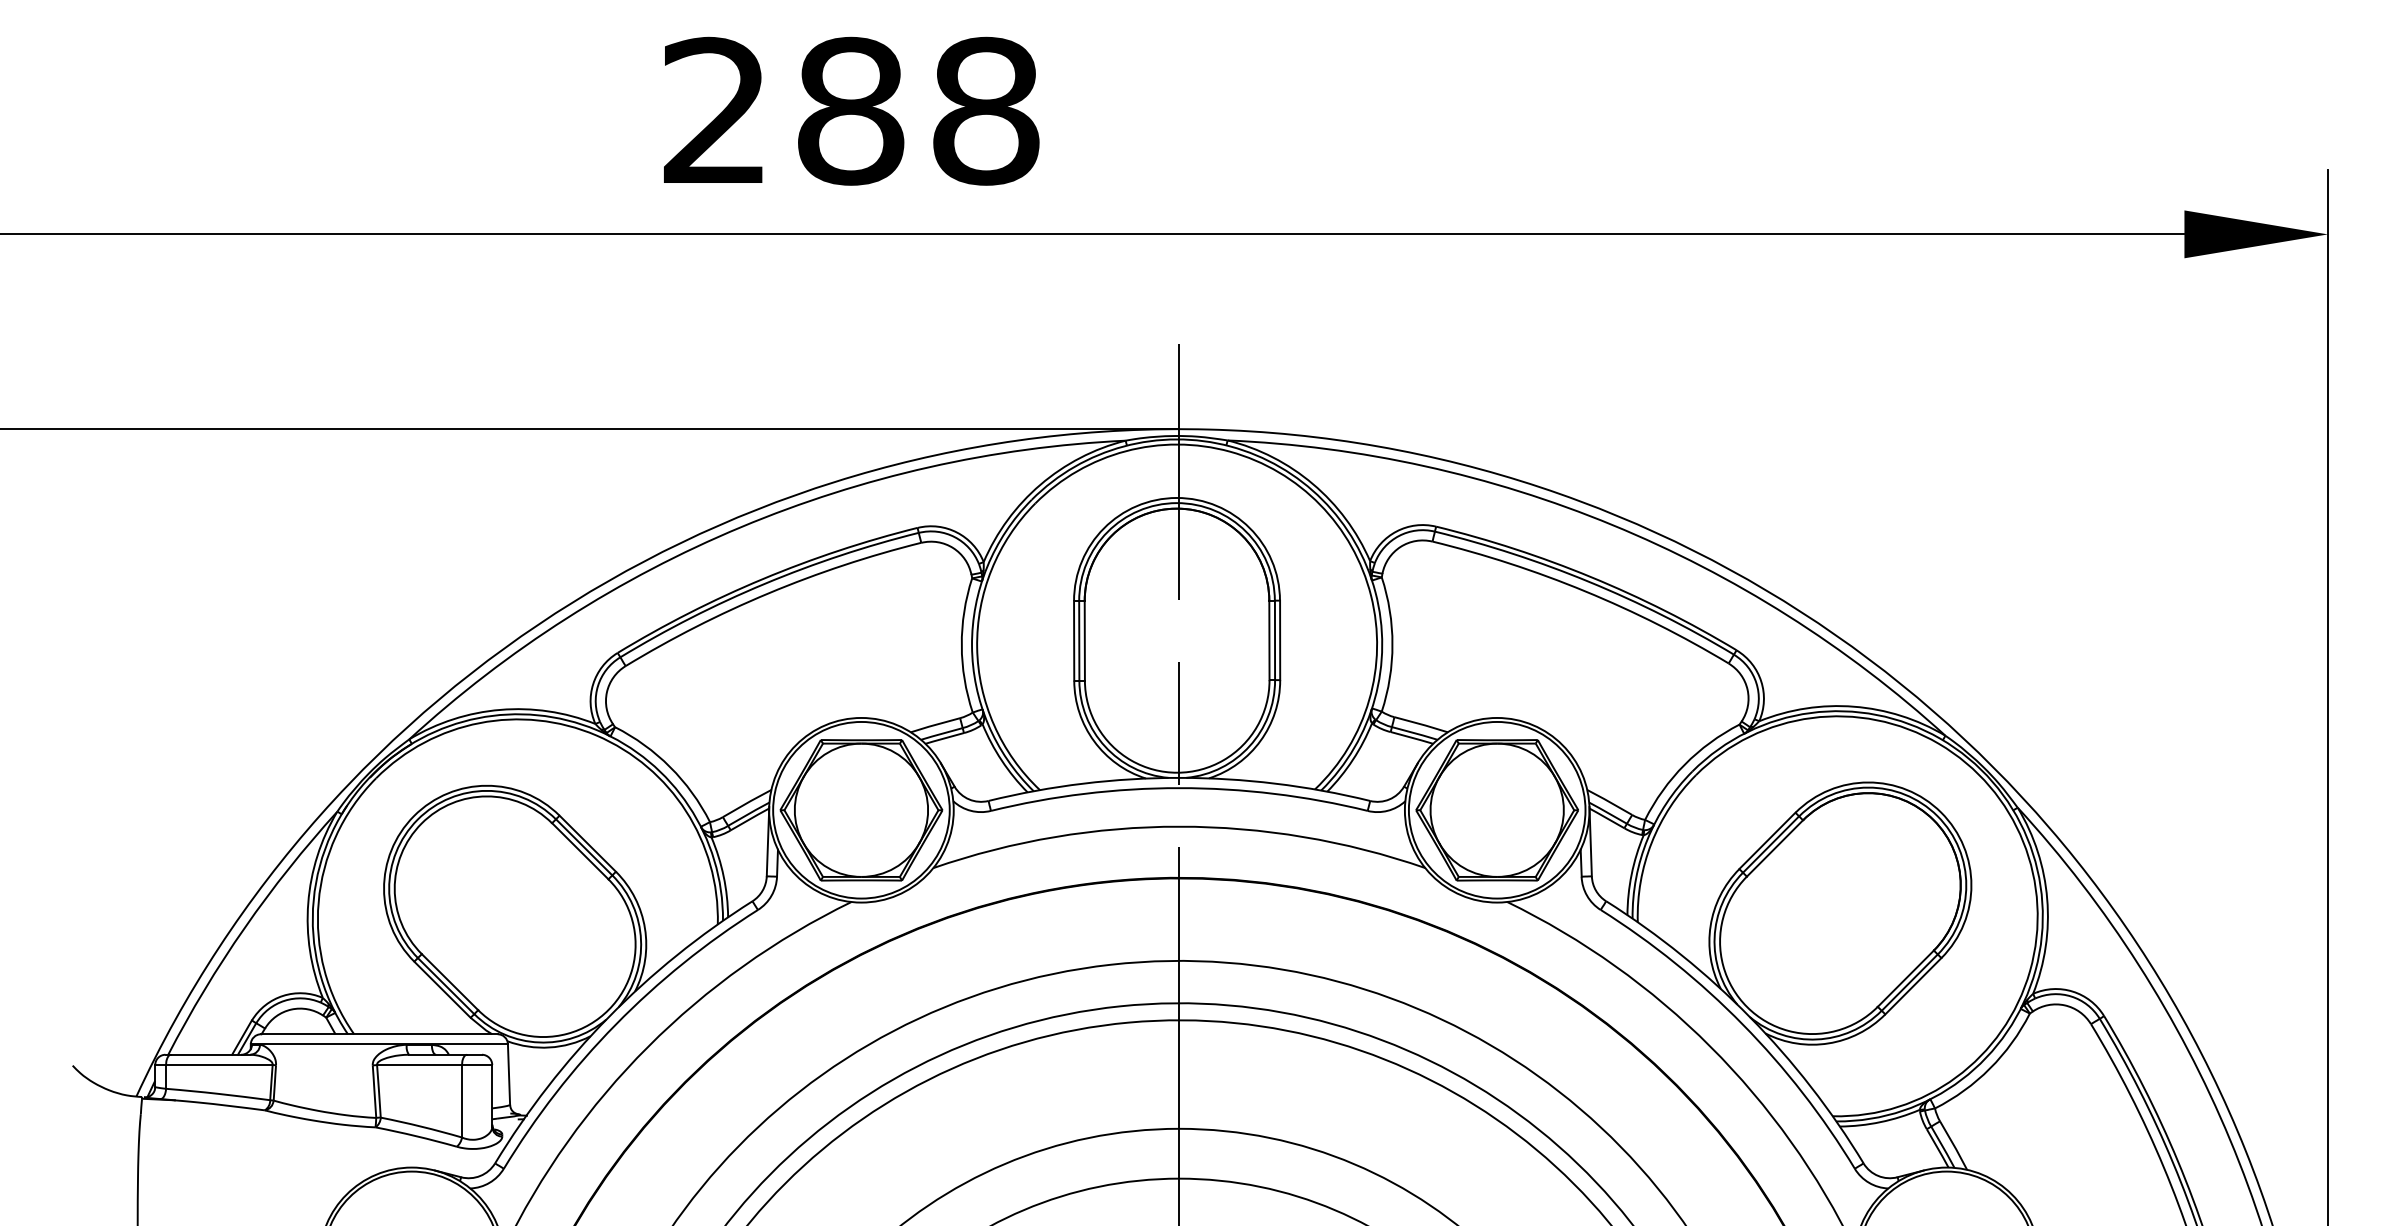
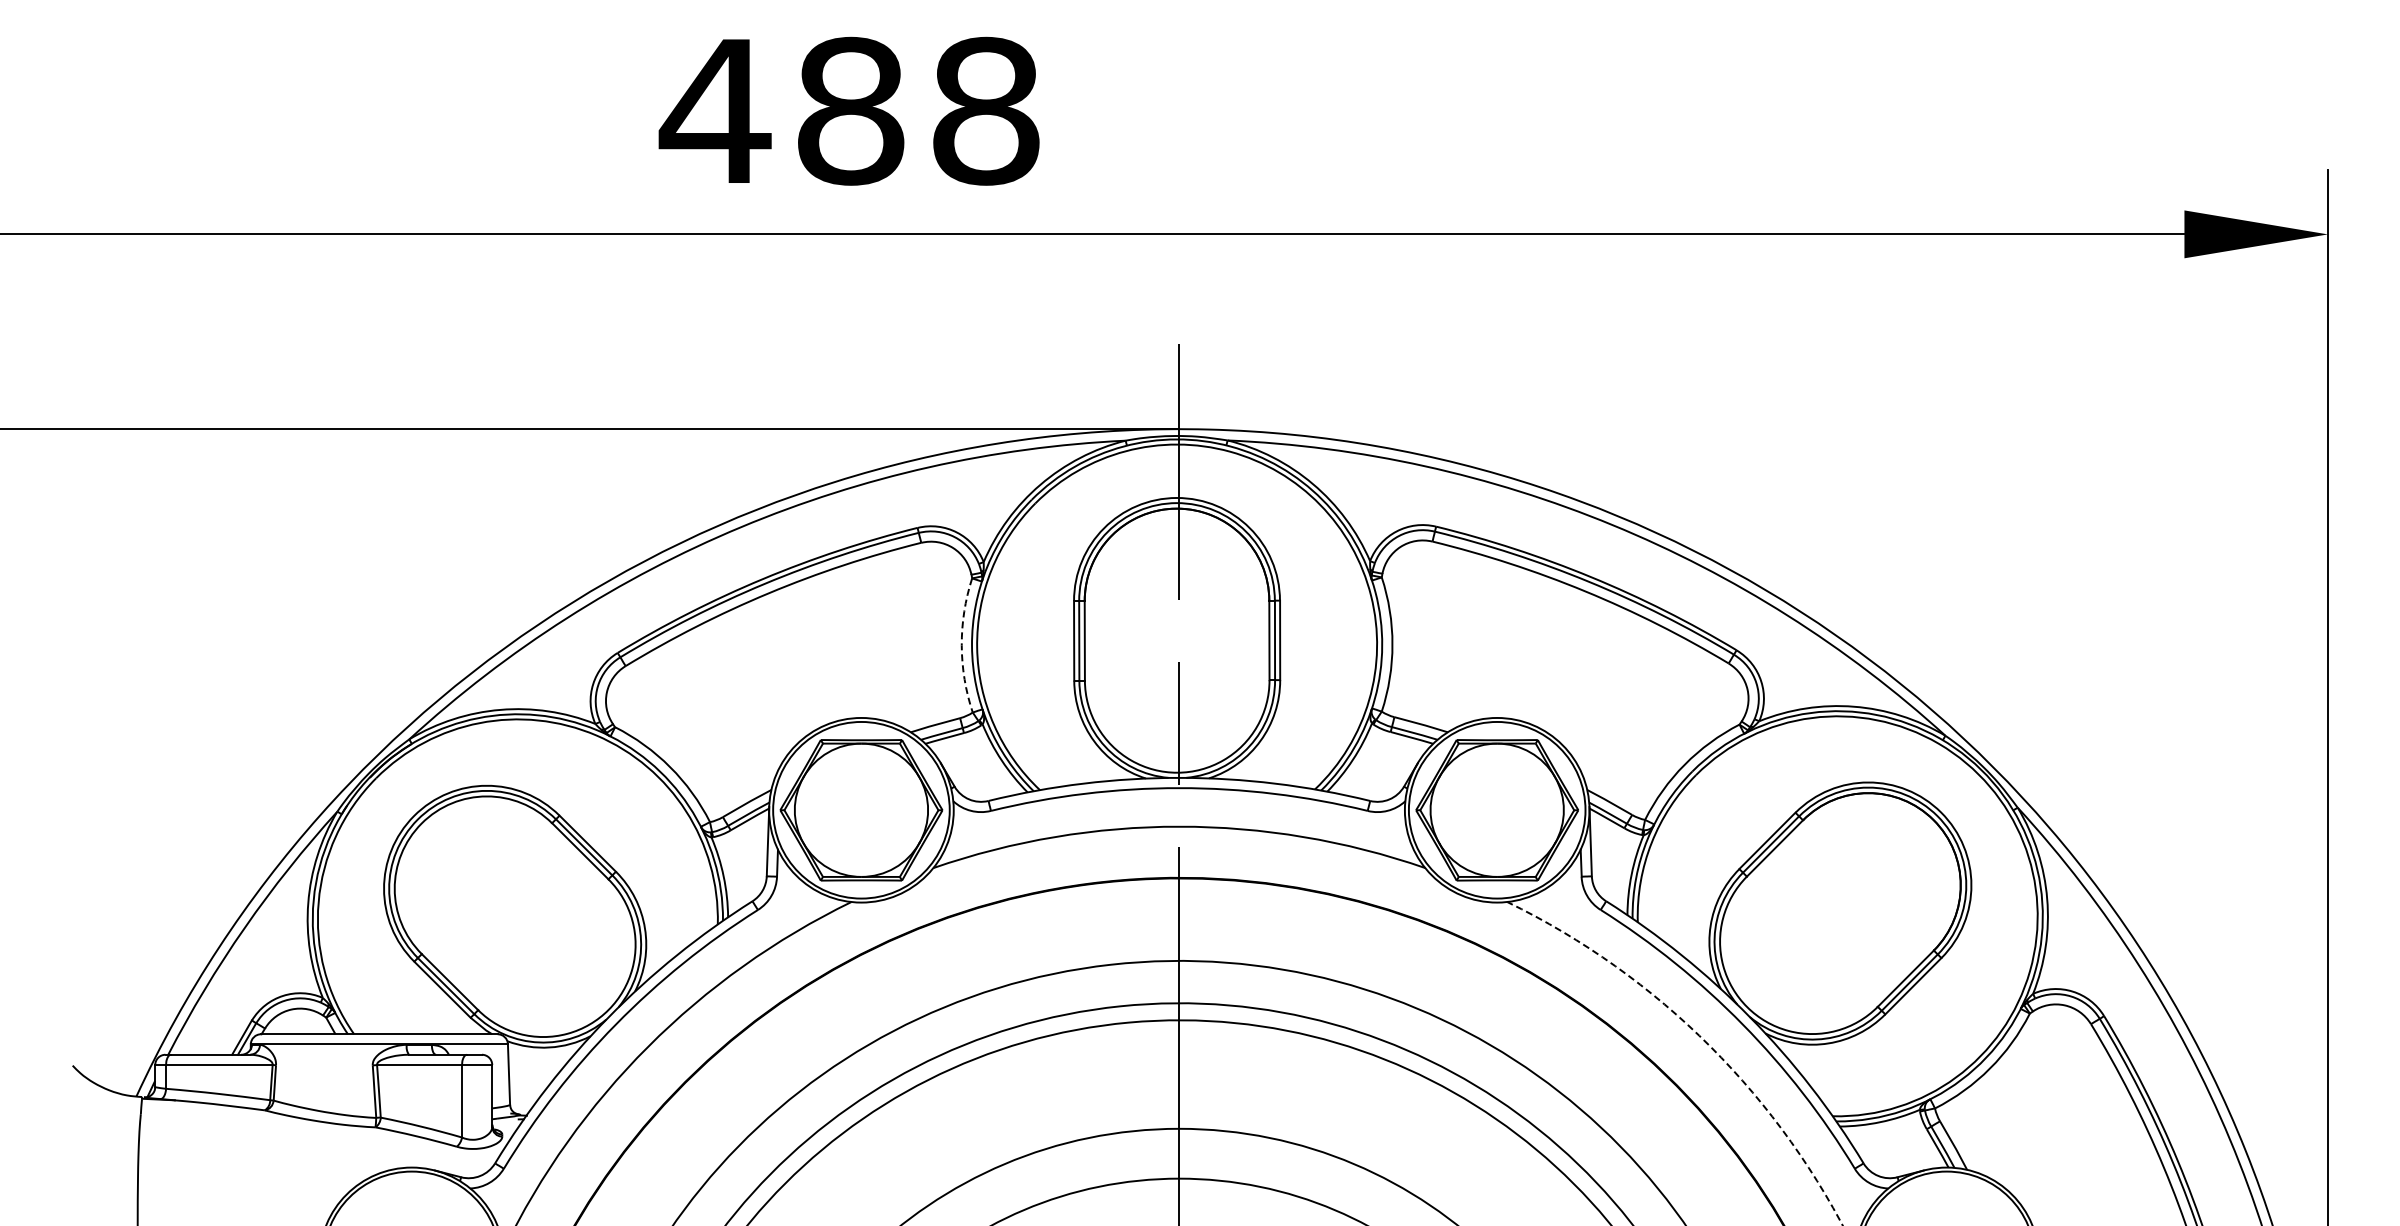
text: 288 -> 488 (714, 109)
arc: solid -> dashed (961, 645)
arc: solid -> dashed (1700, 1037)
